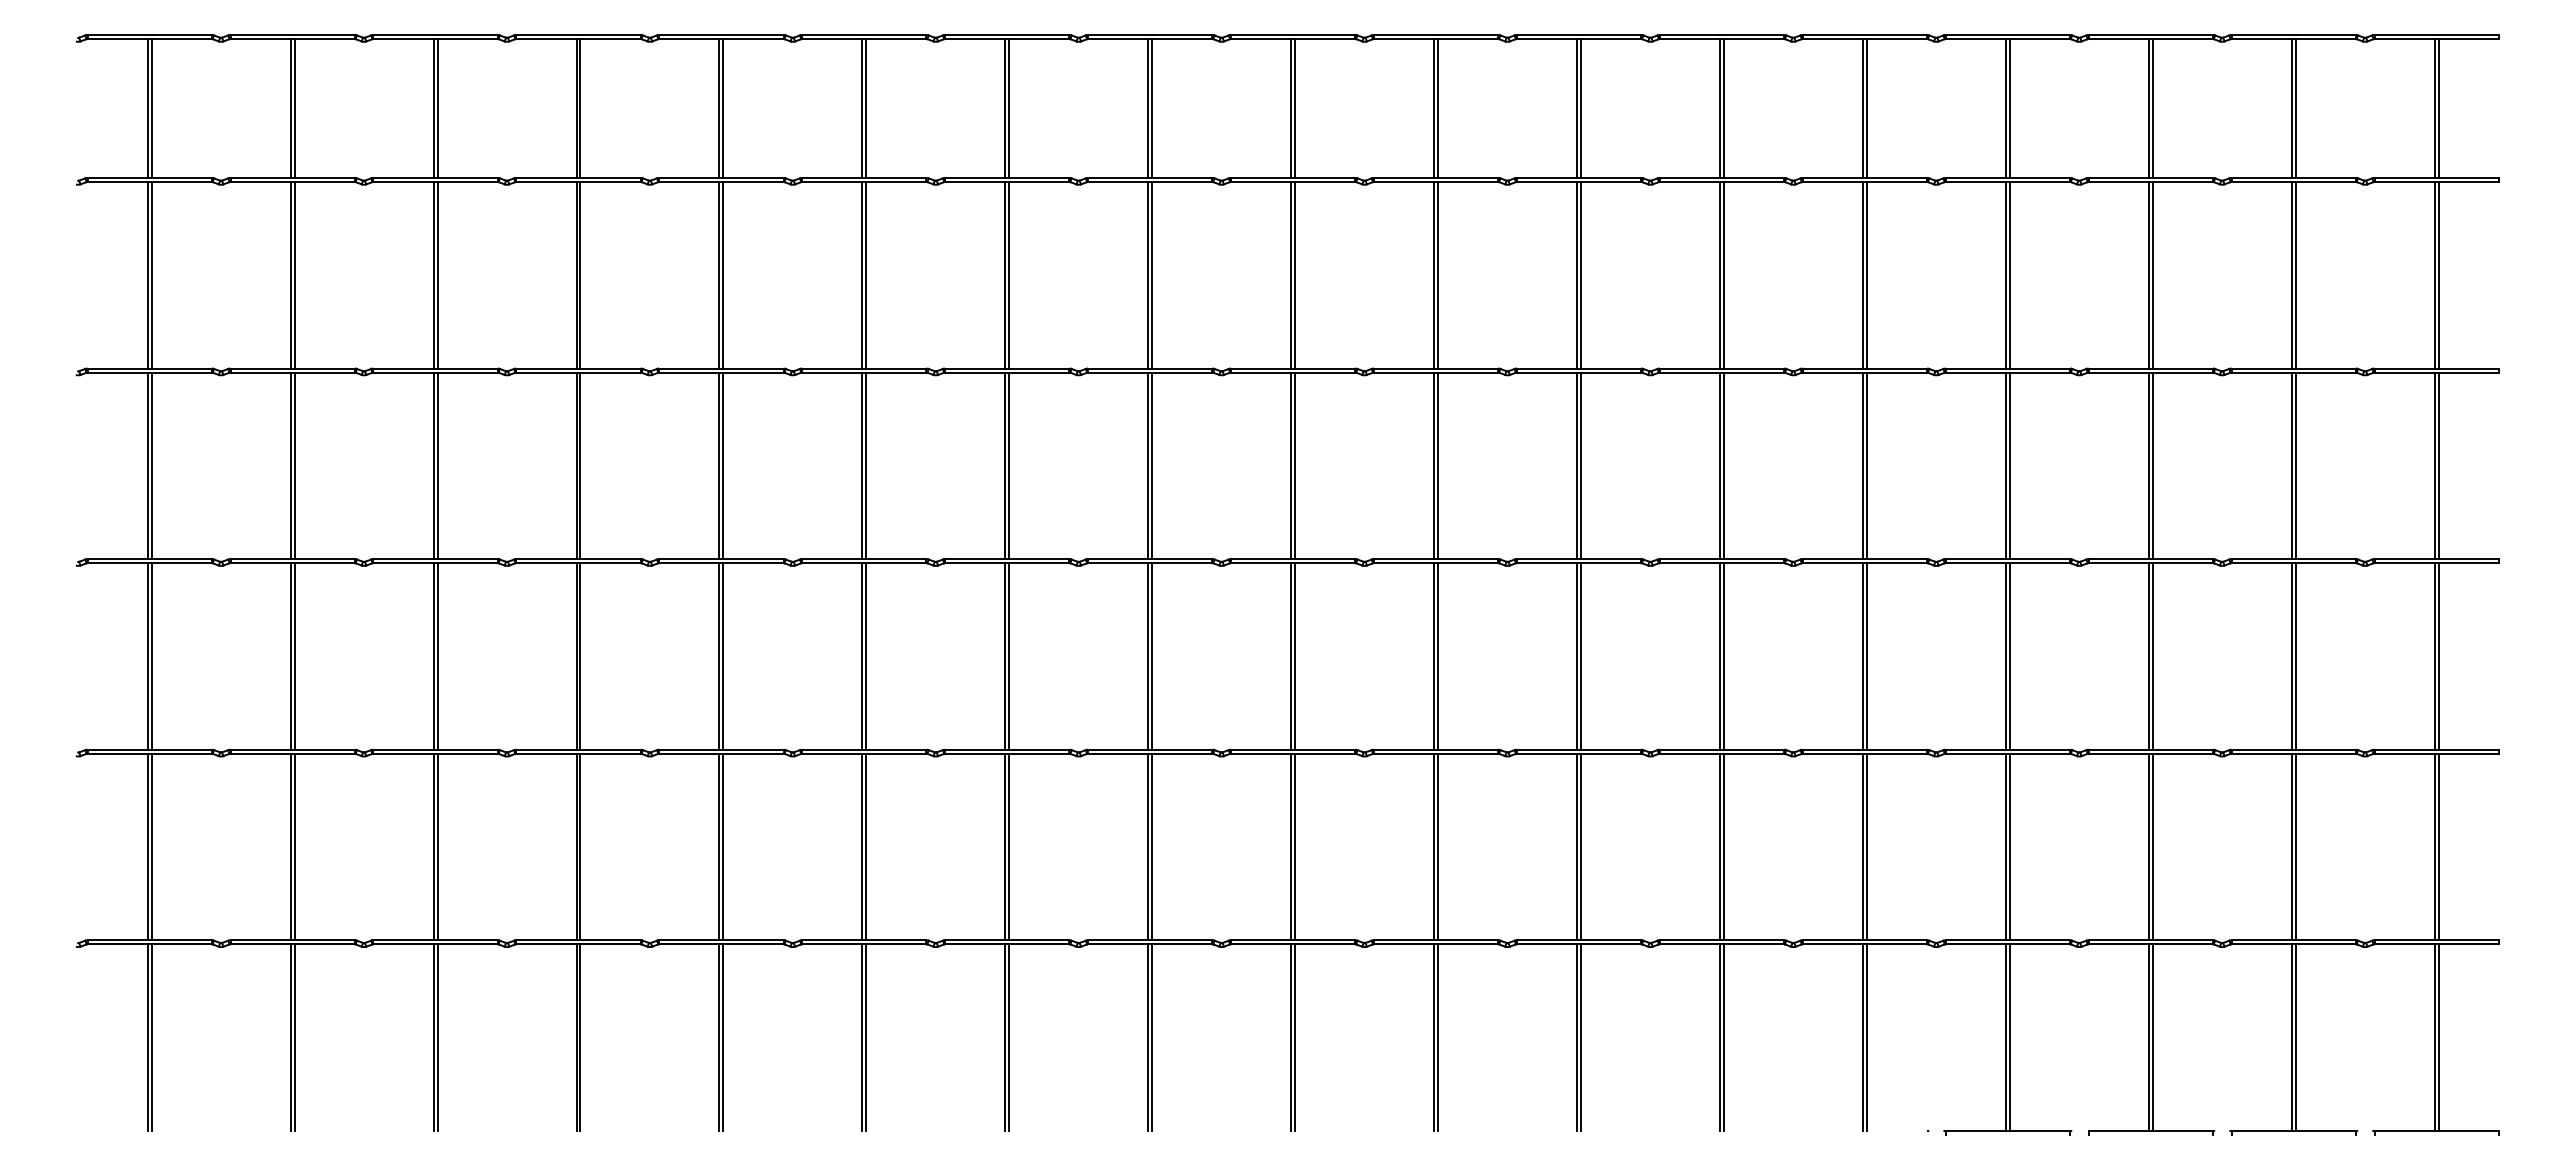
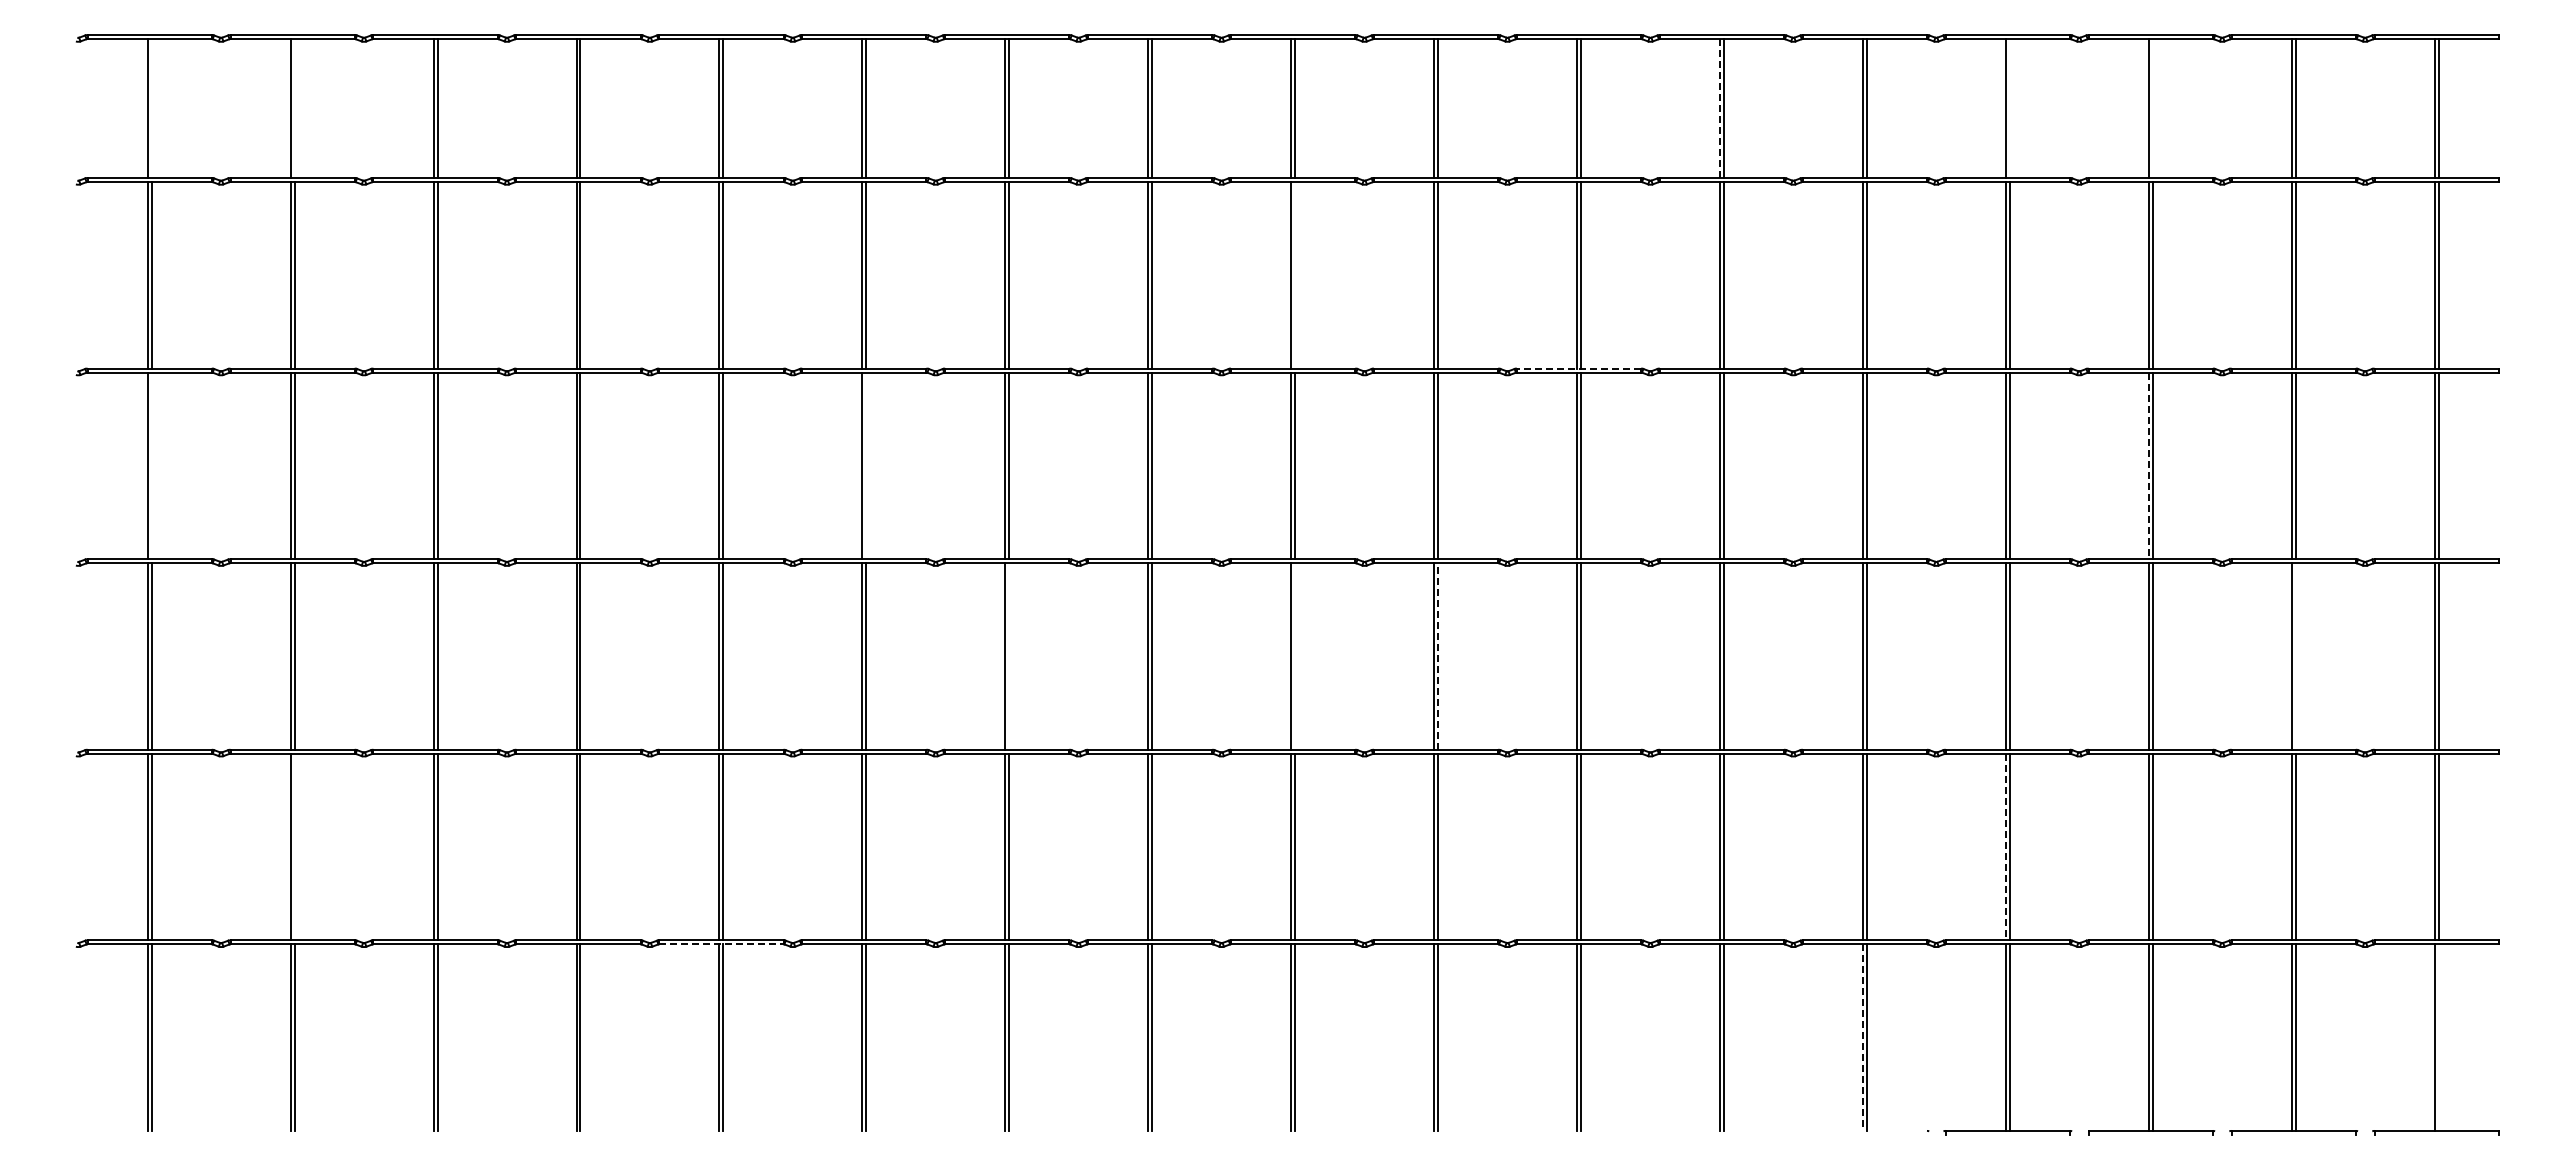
line: present -> none (151, 108)
line: present -> none (294, 108)
line: present -> none (2009, 108)
line: present -> none (2152, 108)
line: solid -> dashed (1719, 109)
line: present -> none (1295, 274)
line: solid -> dashed (1578, 368)
line: present -> none (151, 465)
line: present -> none (866, 465)
line: solid -> dashed (2148, 466)
line: solid -> dashed (1438, 655)
line: present -> none (1009, 656)
line: present -> none (1295, 656)
line: present -> none (2295, 656)
line: present -> none (294, 846)
line: solid -> dashed (2005, 847)
line: solid -> dashed (721, 944)
line: present -> none (2438, 1037)
line: solid -> dashed (1862, 1038)
